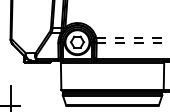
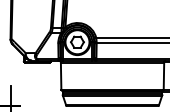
line: dashed -> solid (133, 37)
line: dashed -> solid (133, 43)
